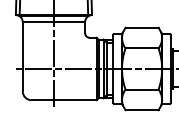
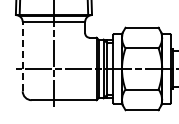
line: solid -> dashed (22, 56)
